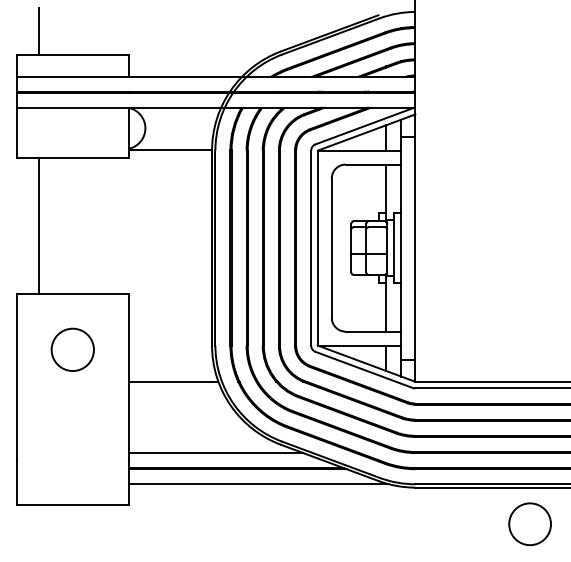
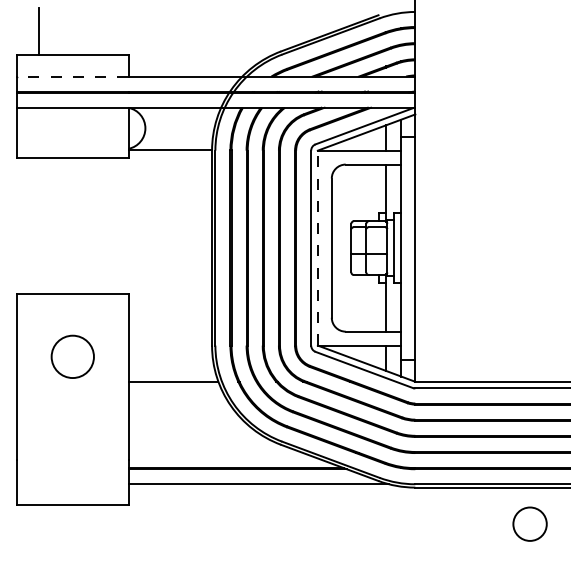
line: solid -> dashed (72, 76)
line: present -> none (39, 225)
line: solid -> dashed (317, 247)
circle position: (72, 349) -> (72, 356) (72, 356)
line: present -> none (215, 453)
circle size: 44x44 px -> 36x36 px (529, 523)
